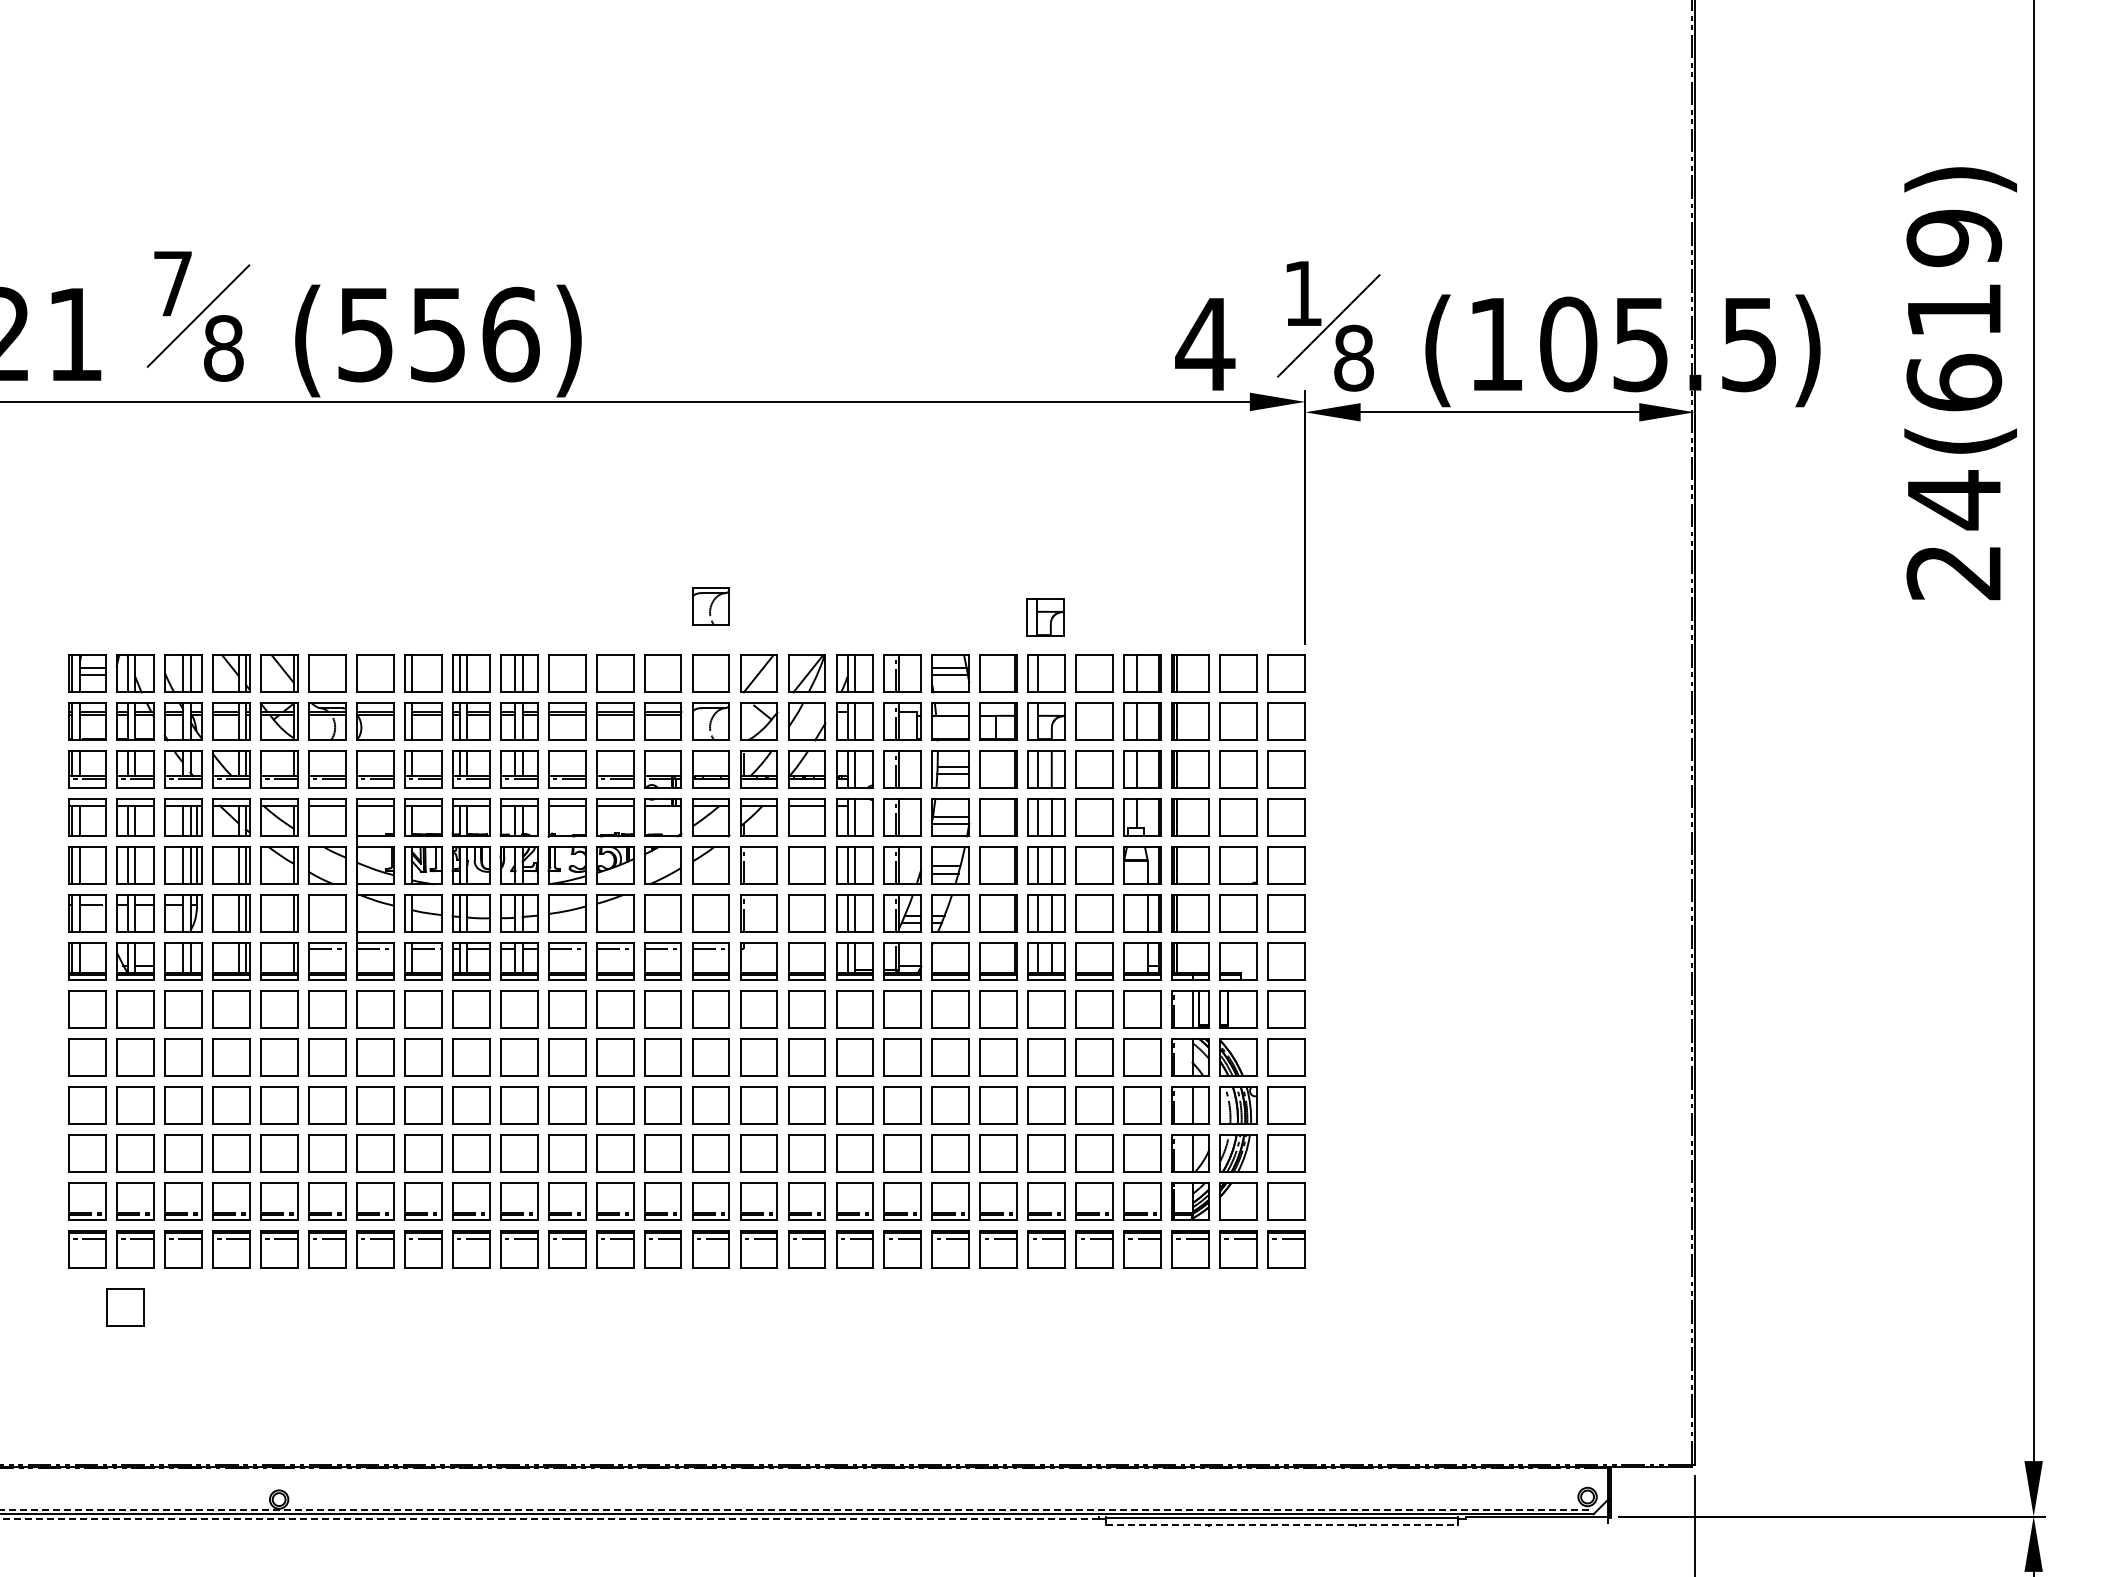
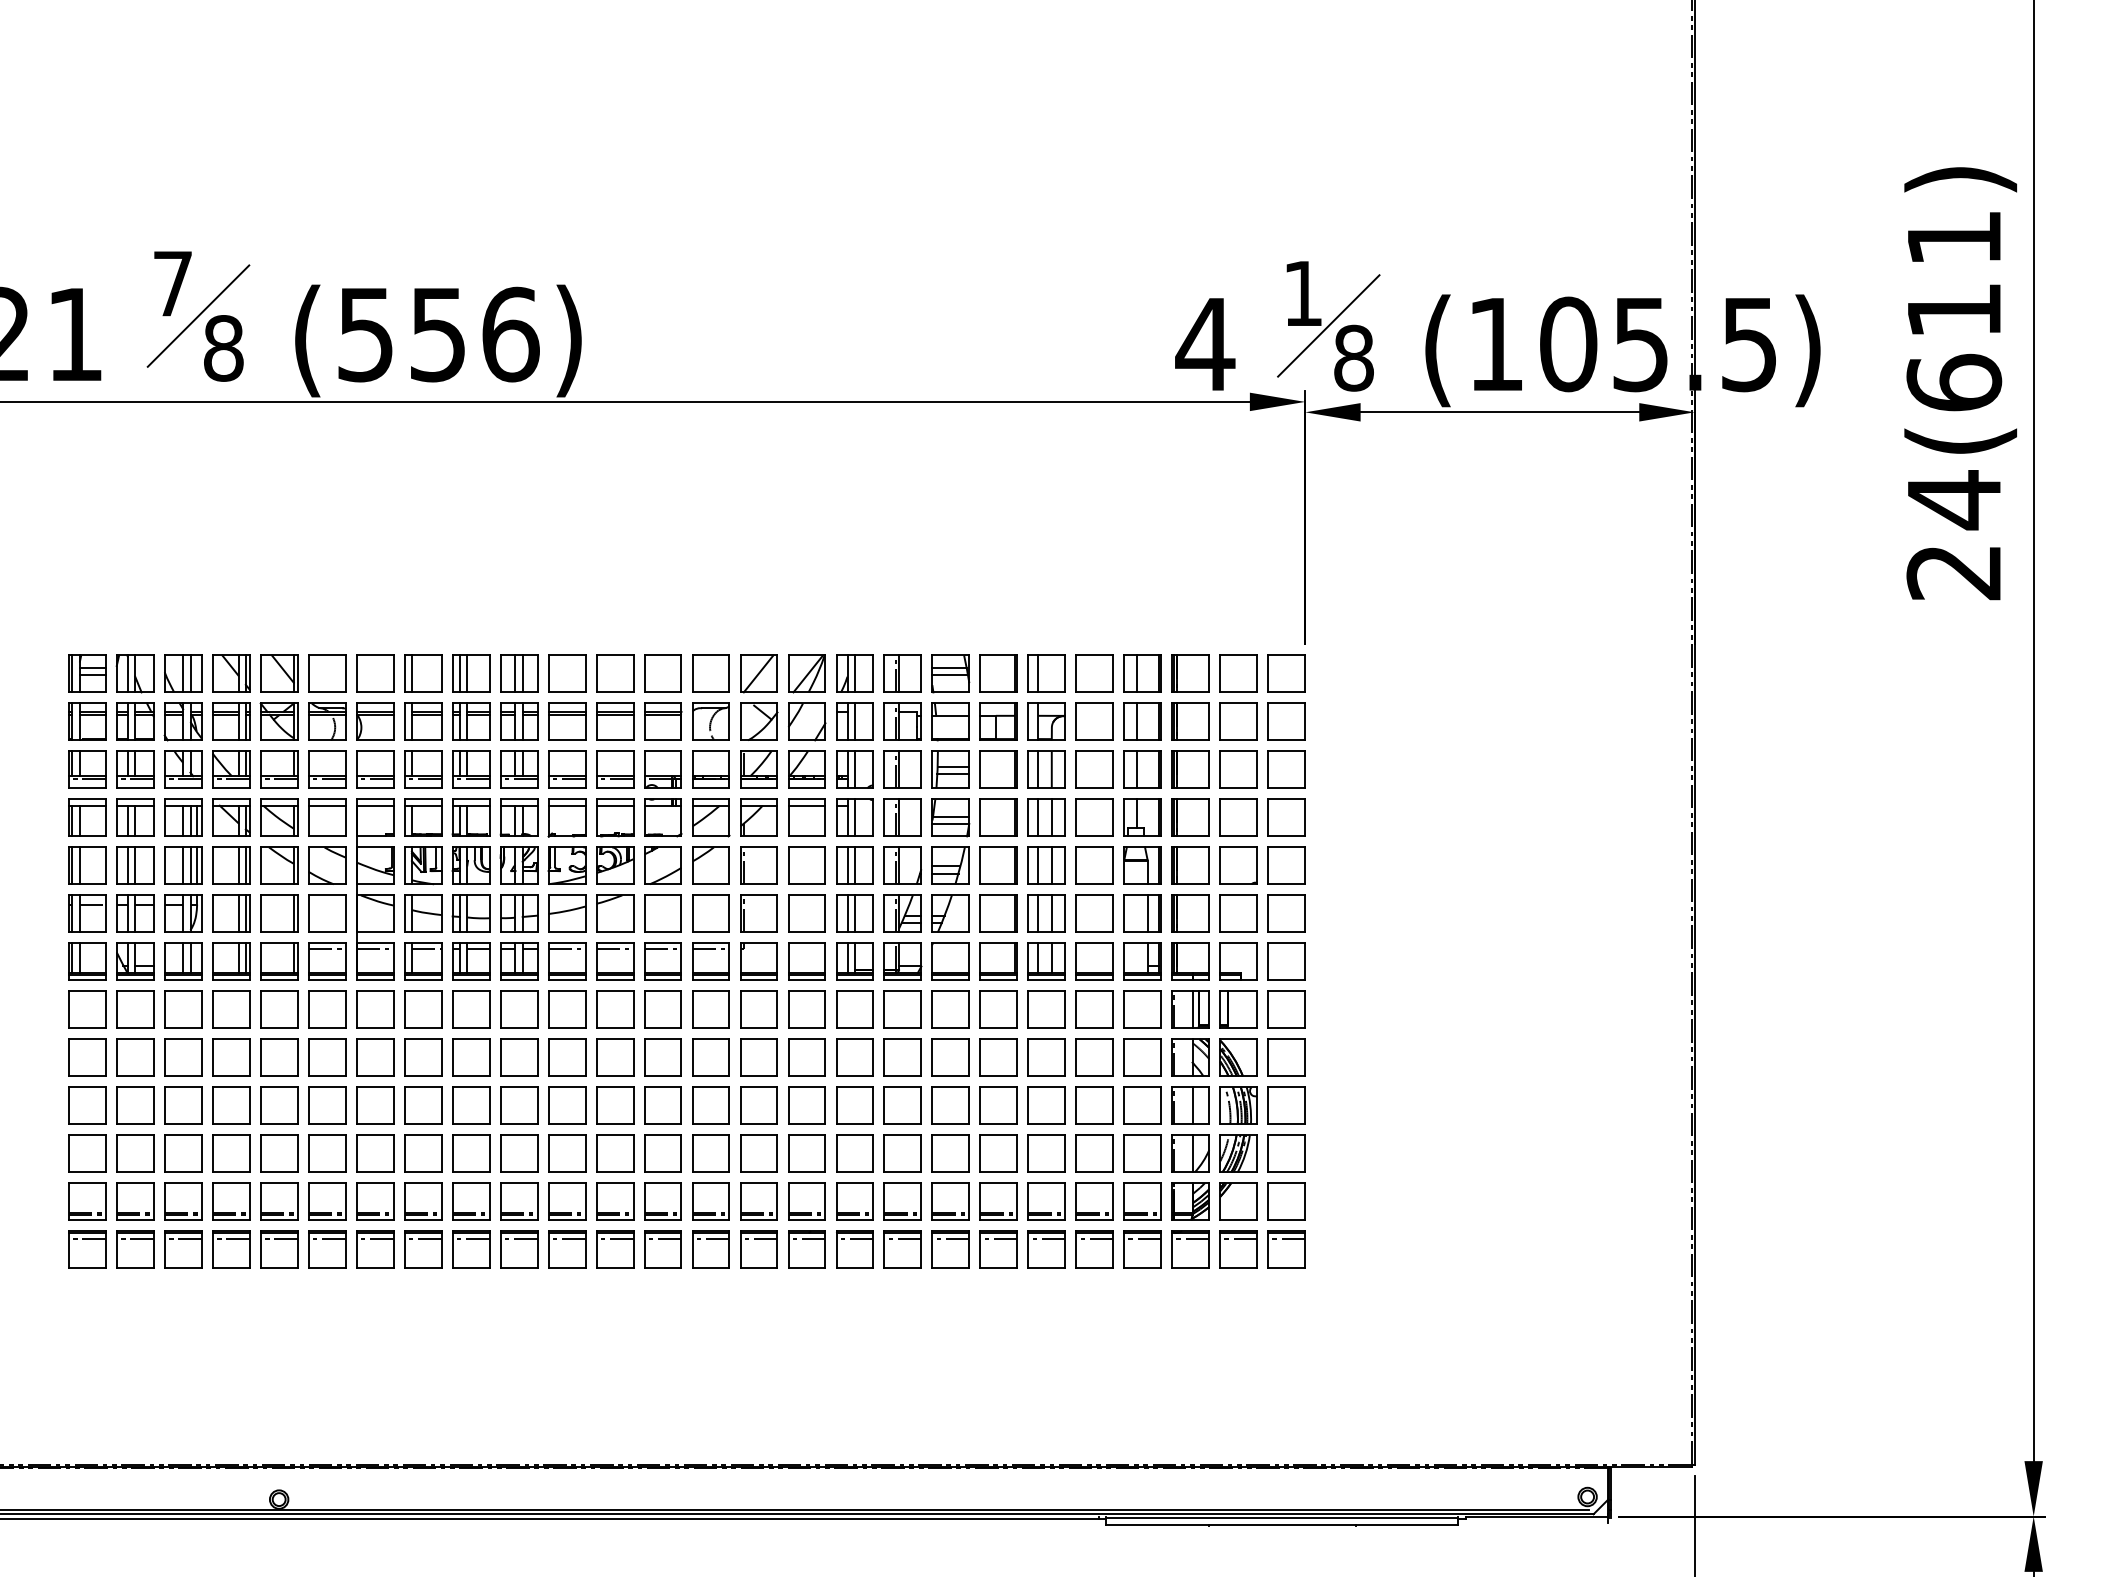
text: 24(619) -> 24(611) (1954, 238)
part: present -> none (710, 606)
part: present -> none (1045, 617)
part: present -> none (125, 1307)
line: dashed -> solid (794, 1509)
line: dashed -> solid (549, 1519)
line: dashed -> solid (1282, 1525)
